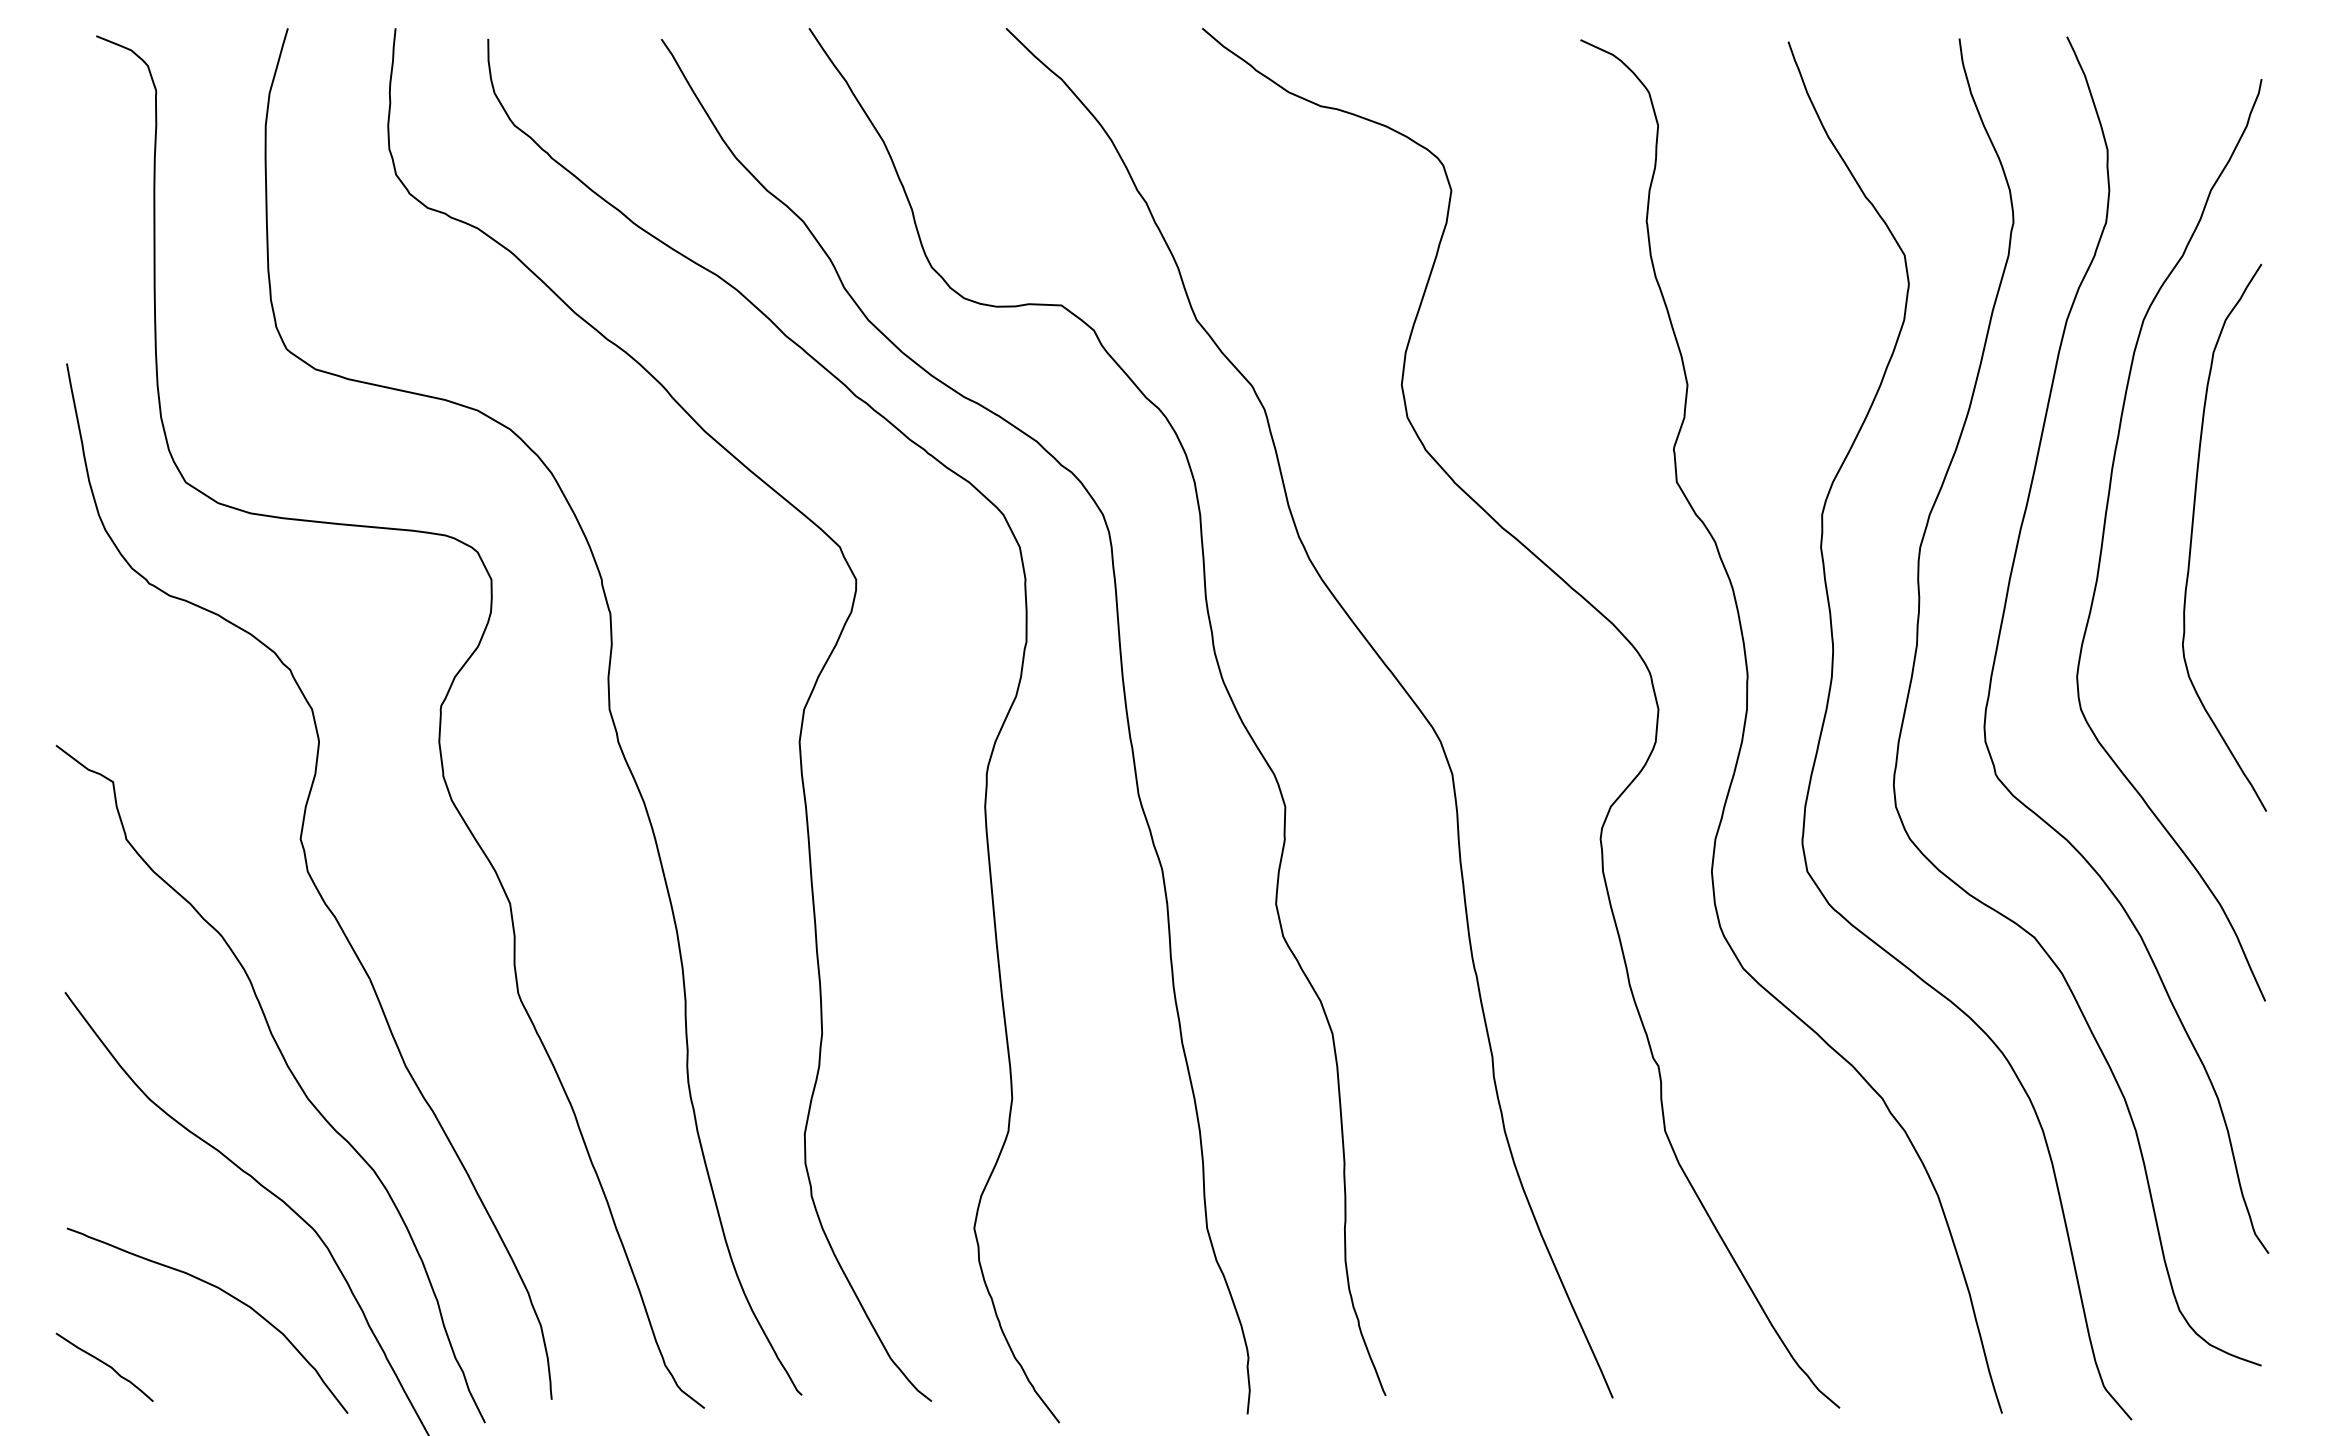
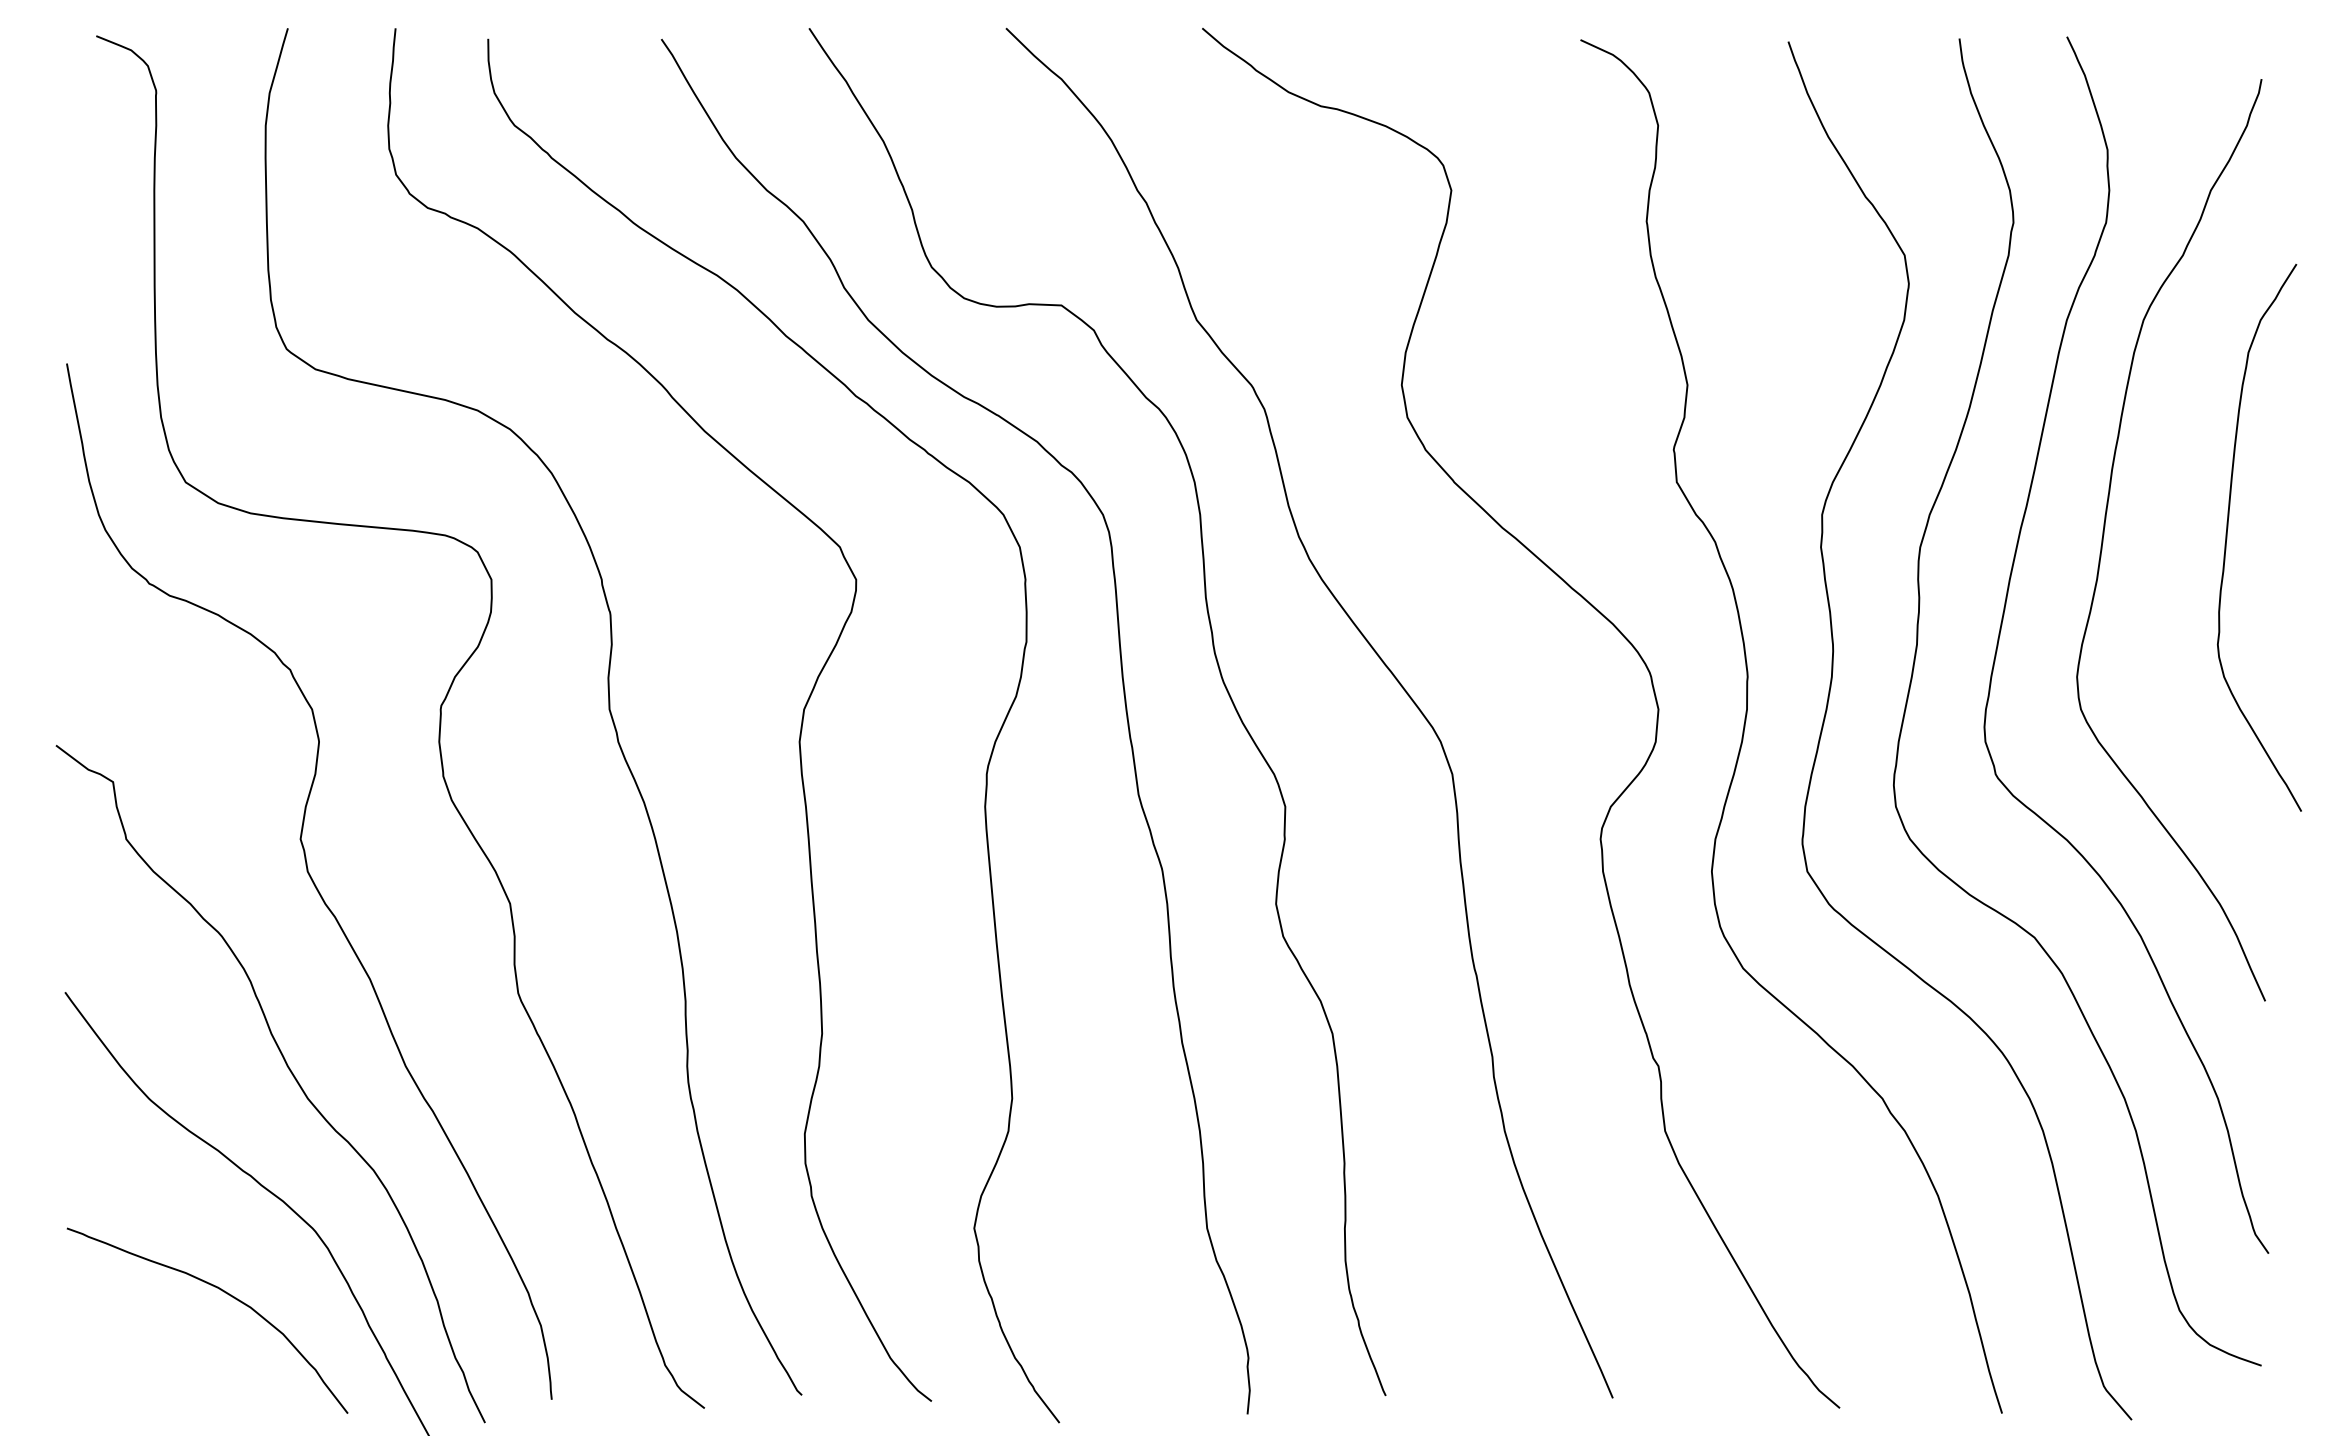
curve position: (2192, 537) -> (2227, 537) (2227, 537)
curve: present -> none (104, 1364)
